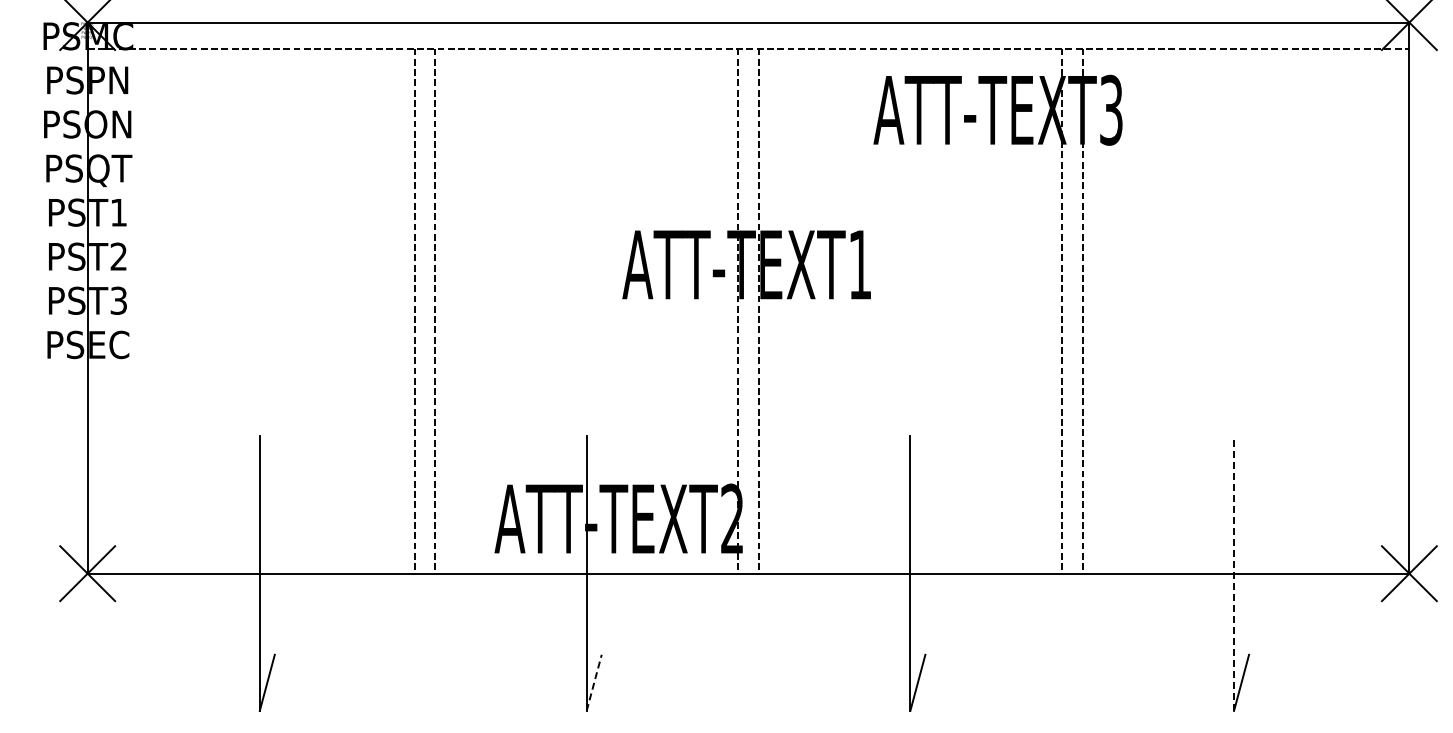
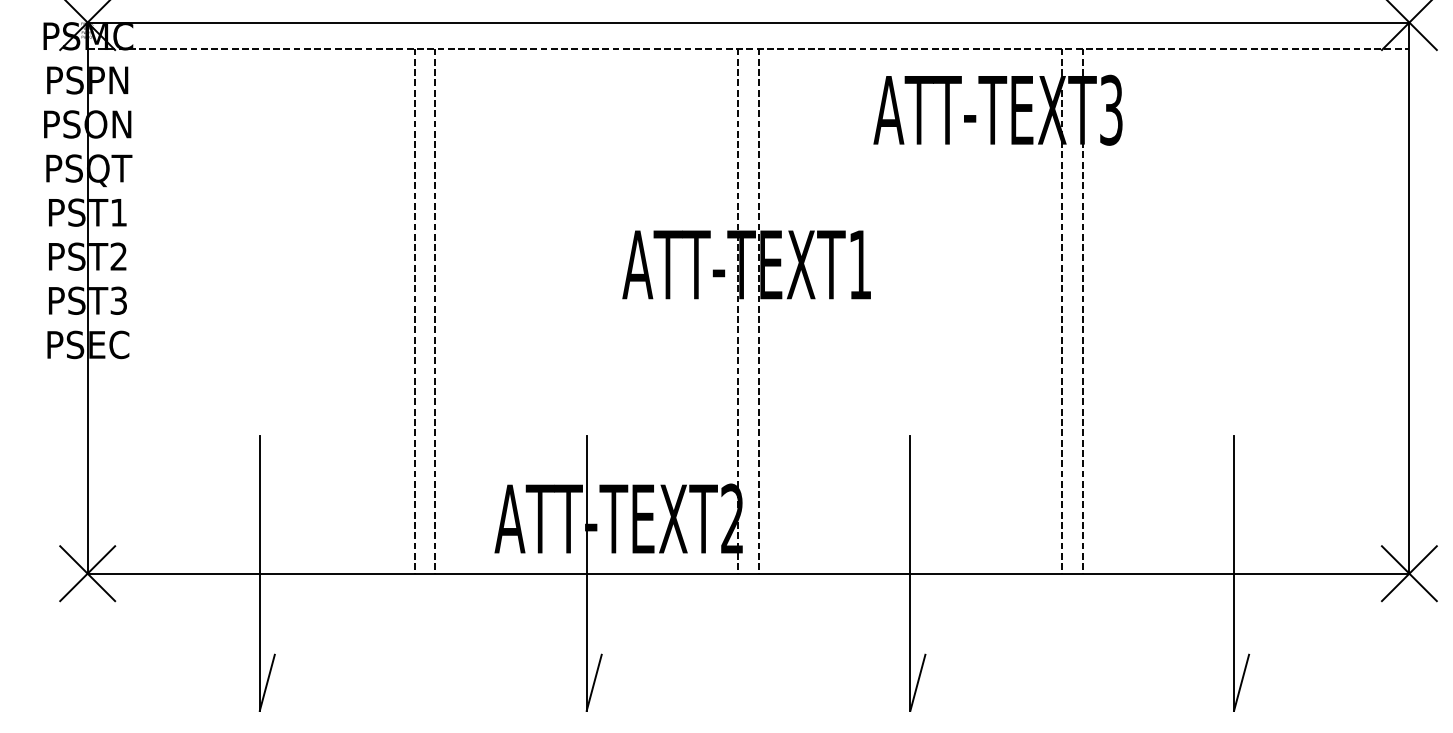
line: dashed -> solid (1234, 573)
line: dashed -> solid (594, 682)
